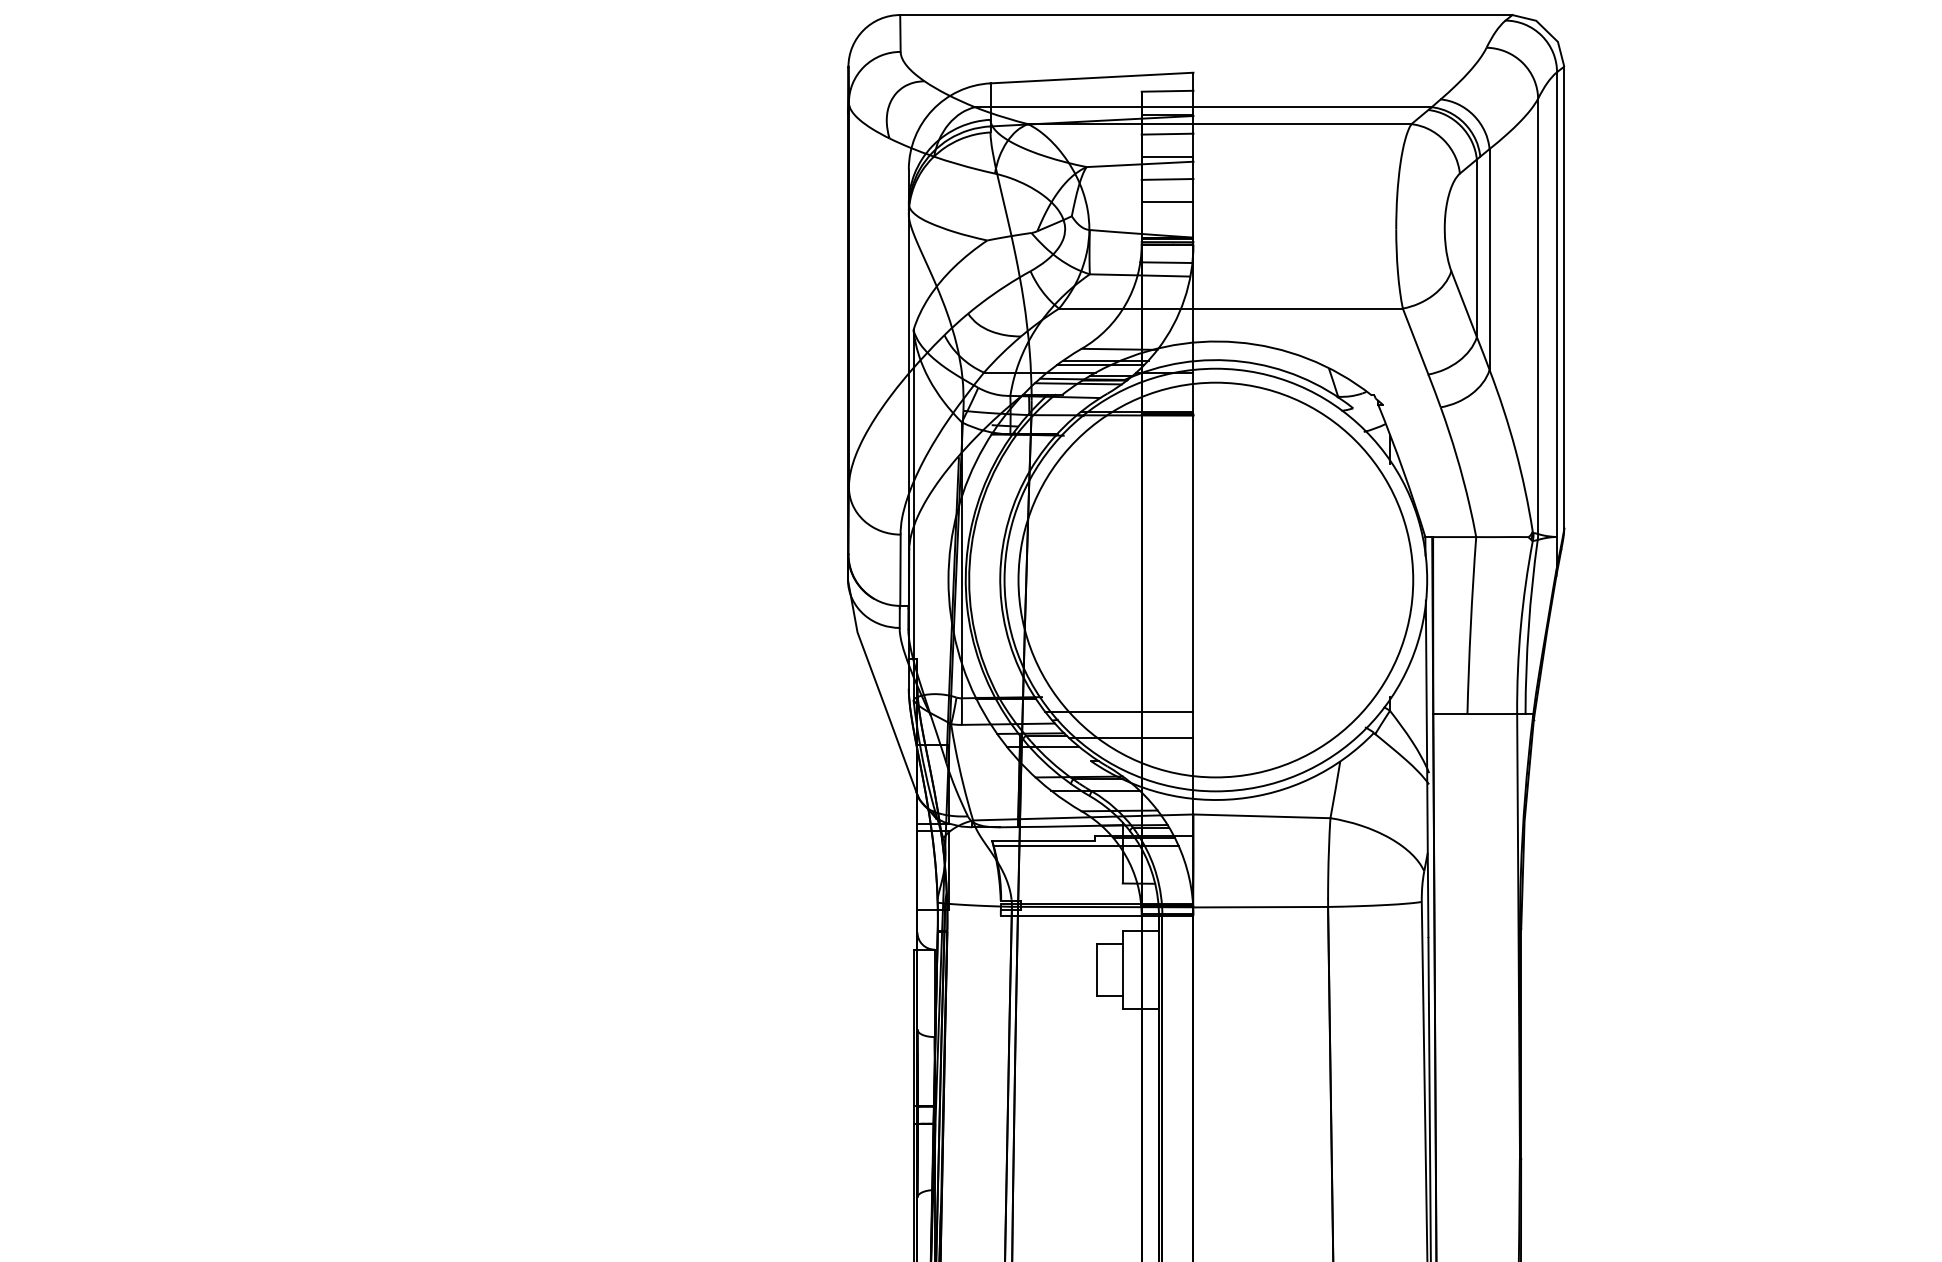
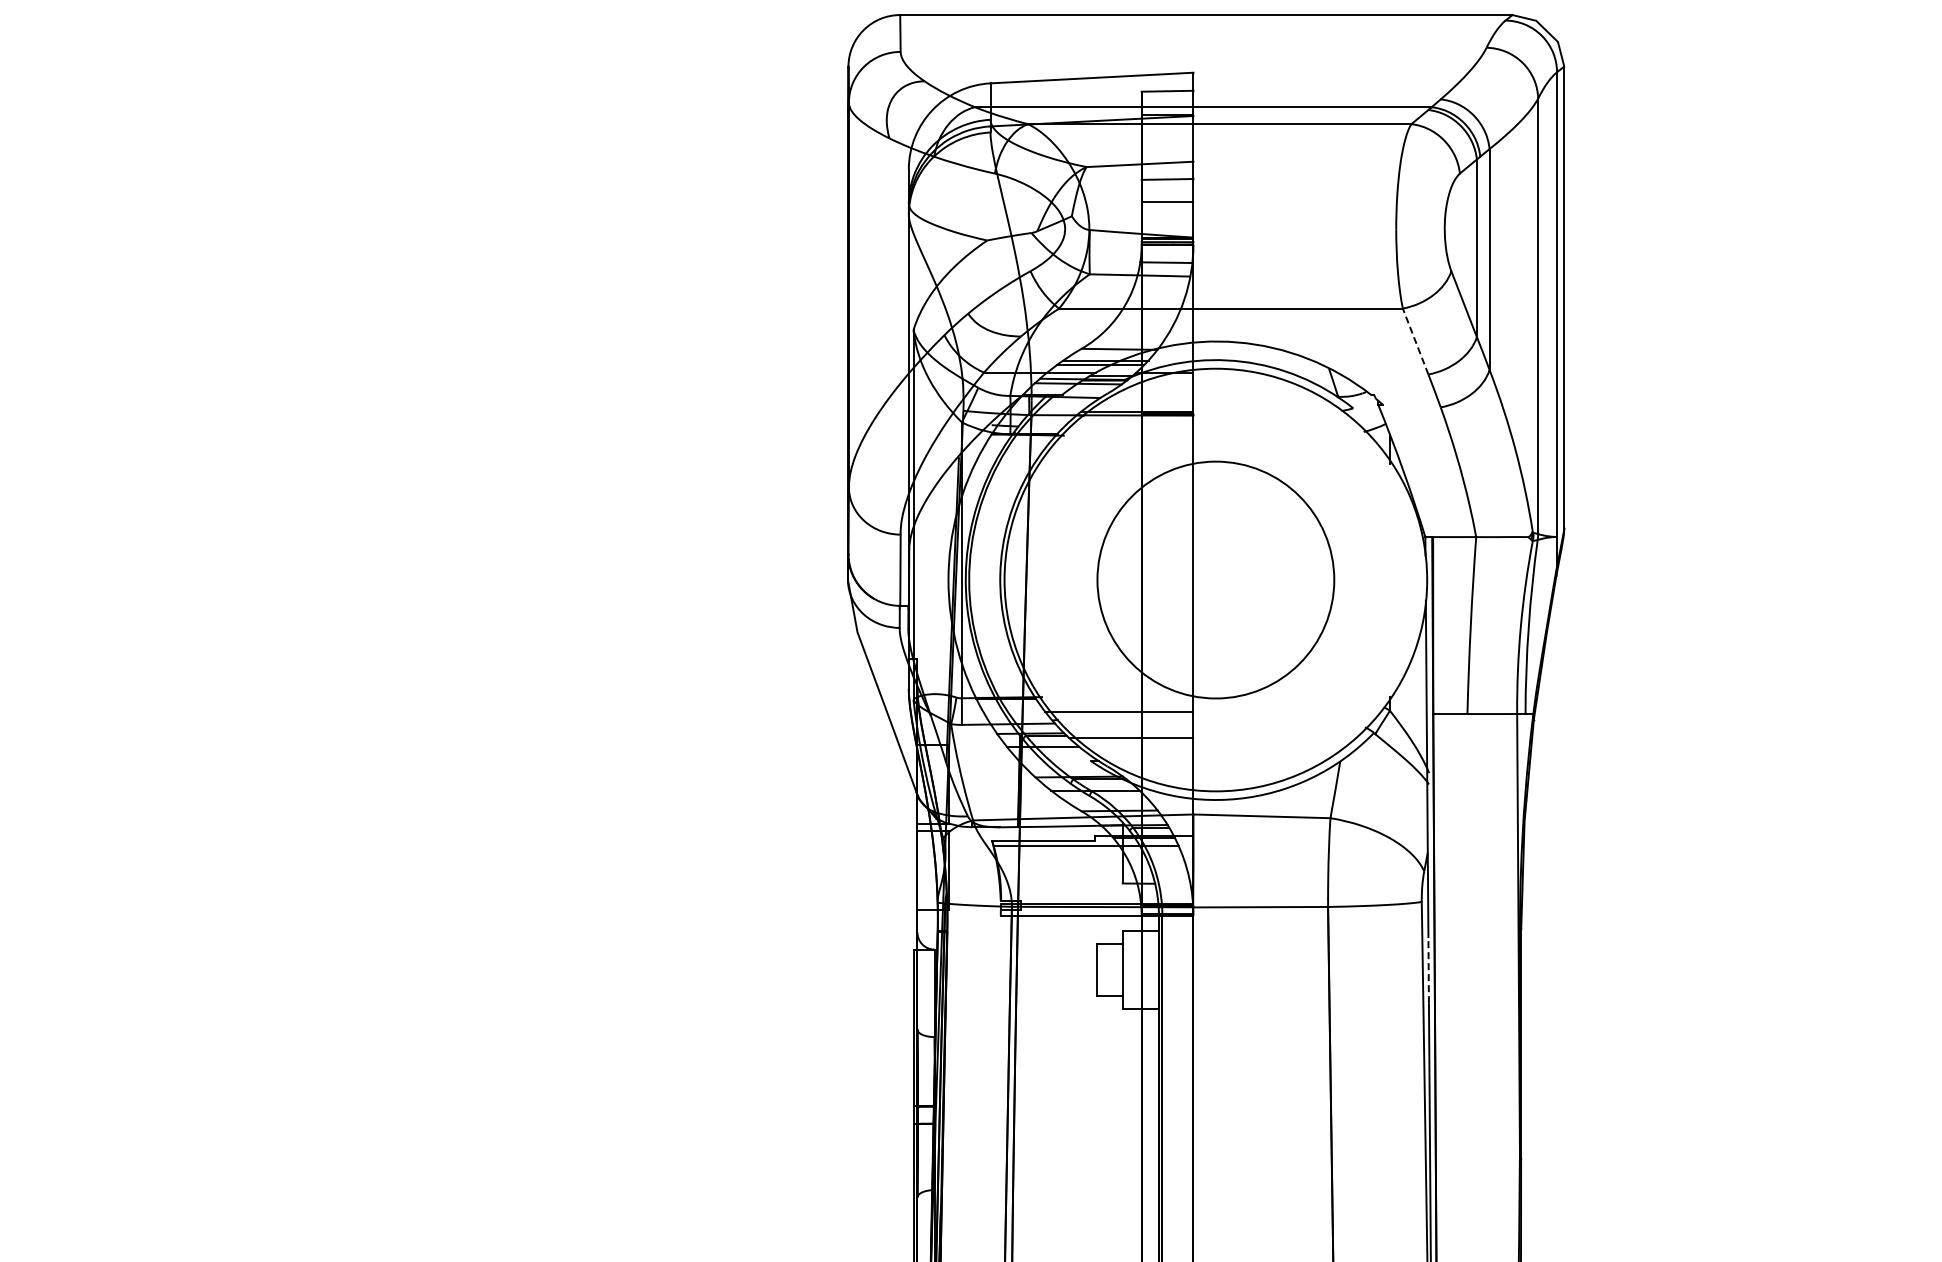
line: present -> none (1167, 133)
line: present -> none (1167, 157)
line: solid -> dashed (1415, 341)
circle diameter: 395 px -> 237 px (1215, 579)
line: solid -> dashed (1428, 970)
